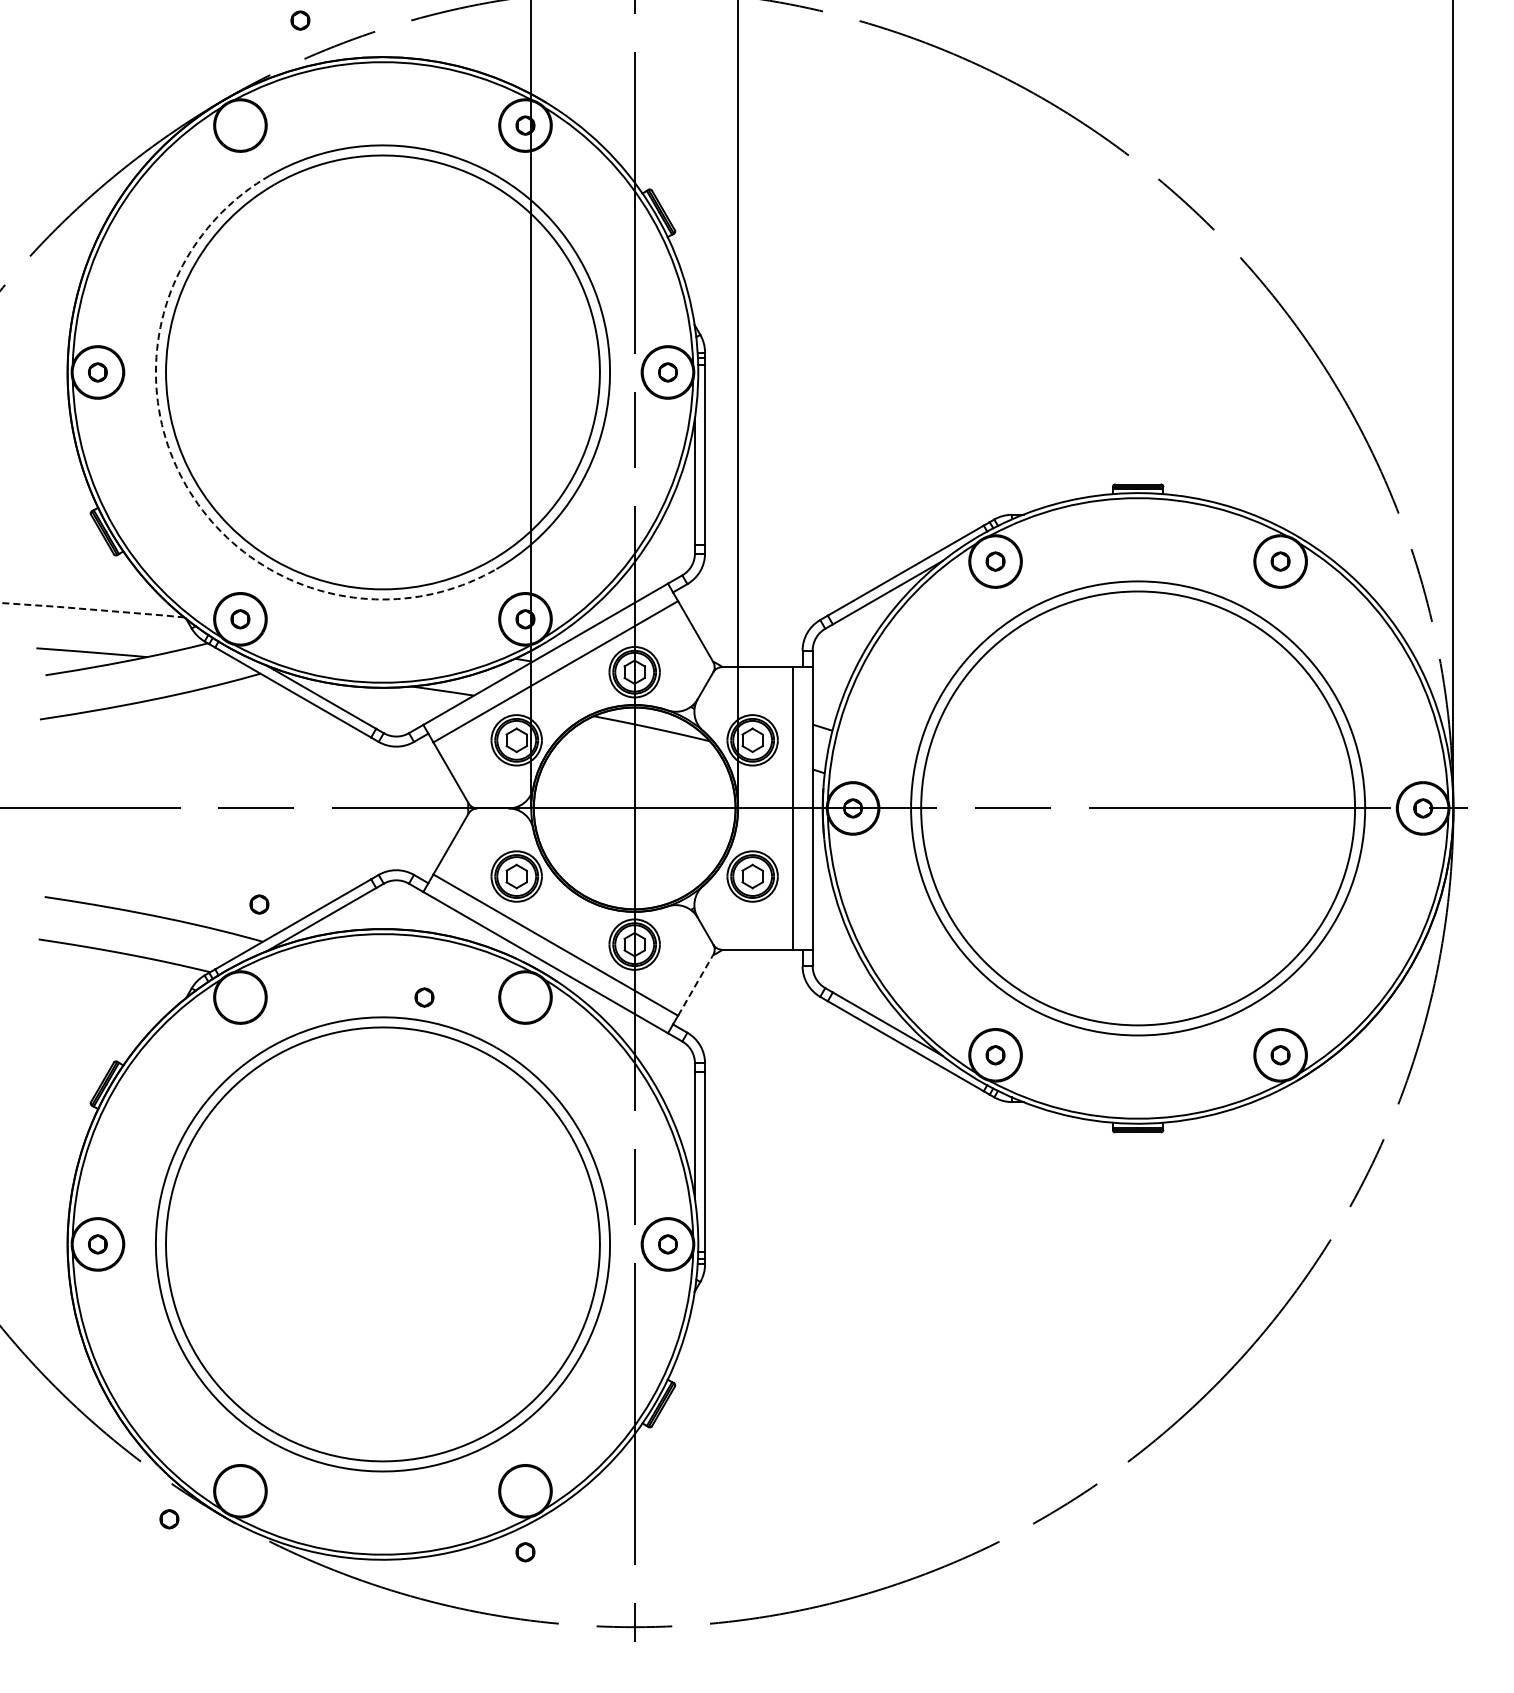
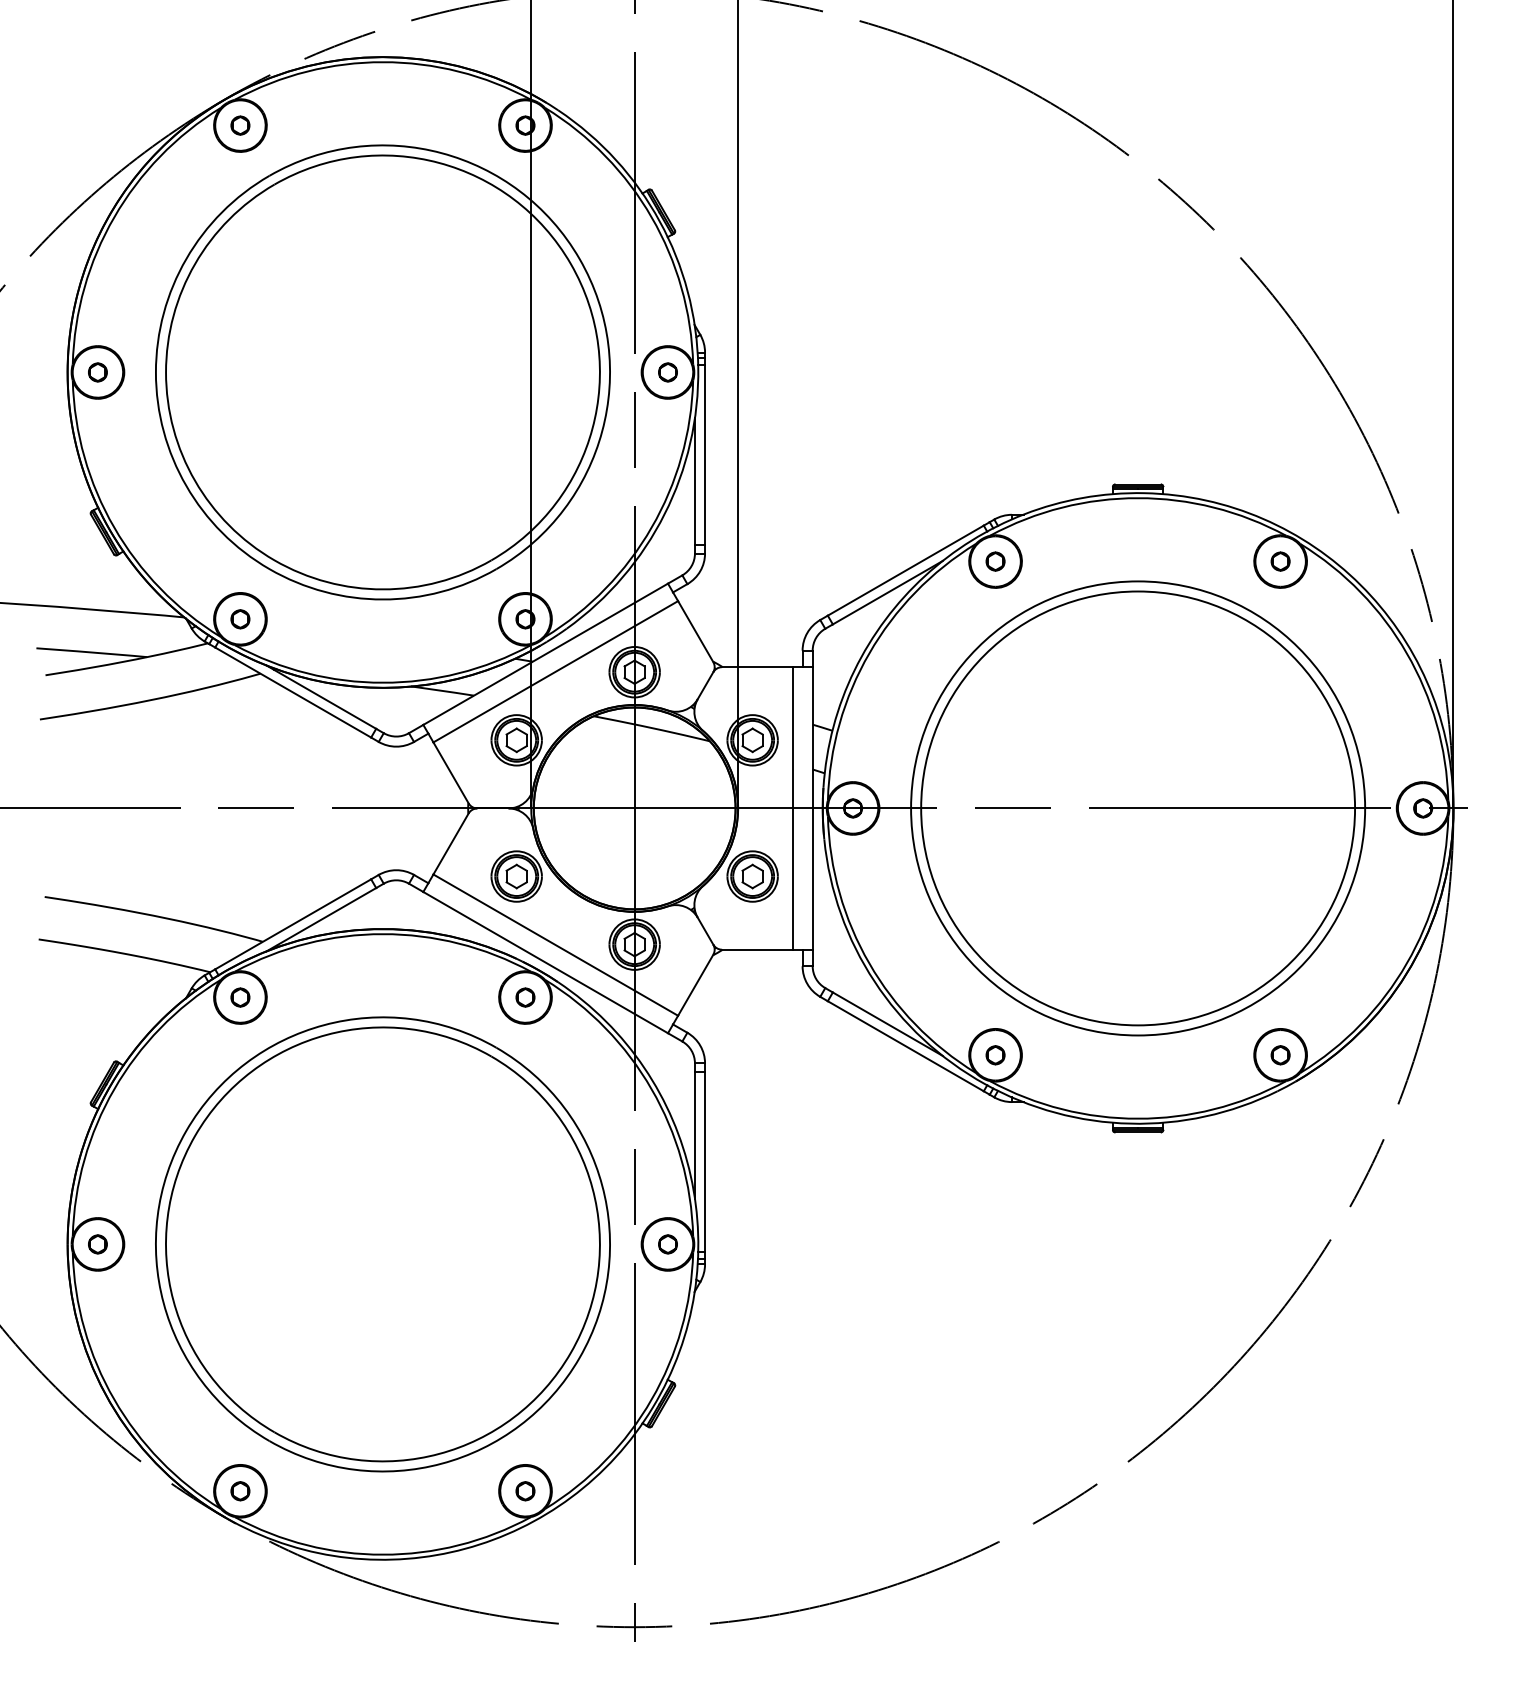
part position: (300, 20) -> (240, 125) (240, 125)
arc: dashed -> solid (186, 485)
line: dashed -> solid (92, 609)
part position: (259, 904) -> (240, 997) (240, 997)
line: dashed -> solid (695, 984)
part position: (424, 997) -> (525, 997) (525, 997)
part position: (169, 1519) -> (240, 1491) (240, 1491)
part position: (525, 1552) -> (525, 1491) (525, 1491)
